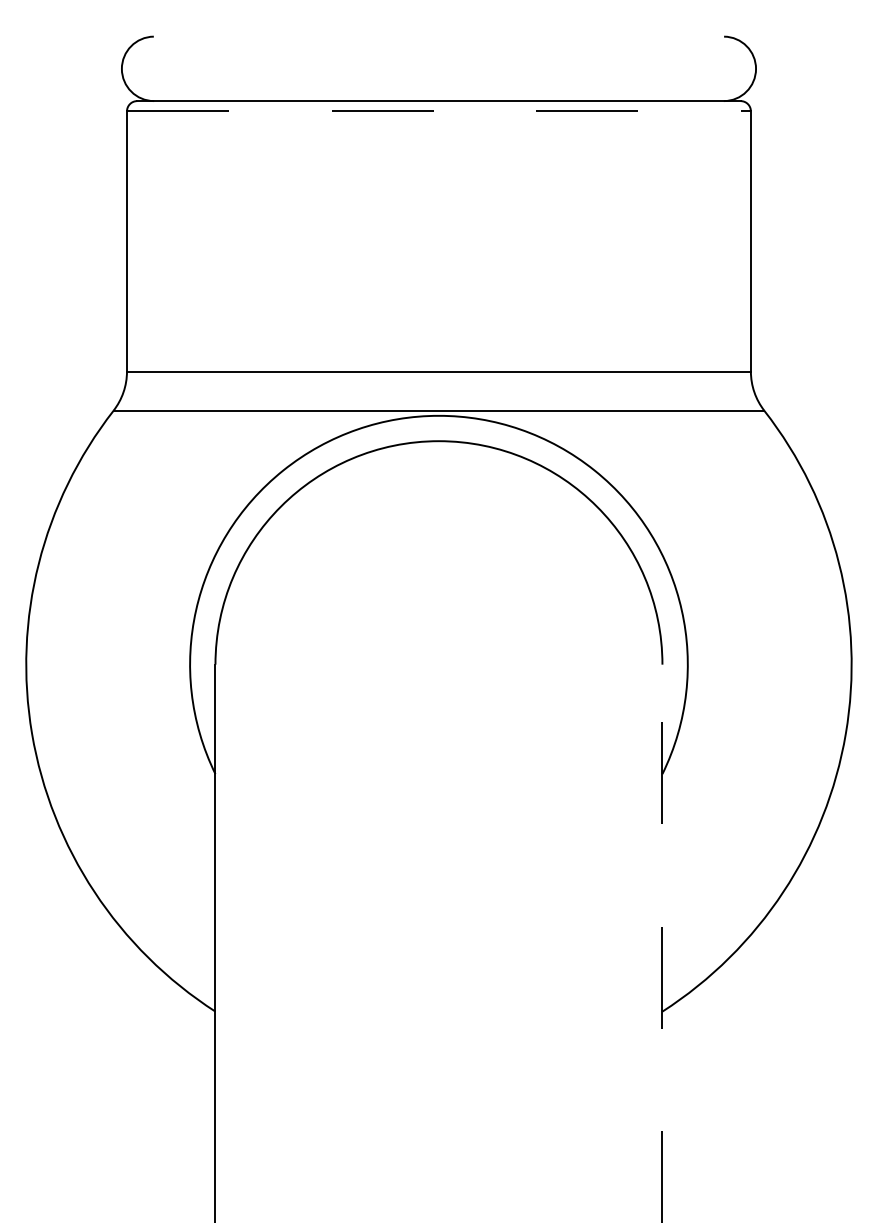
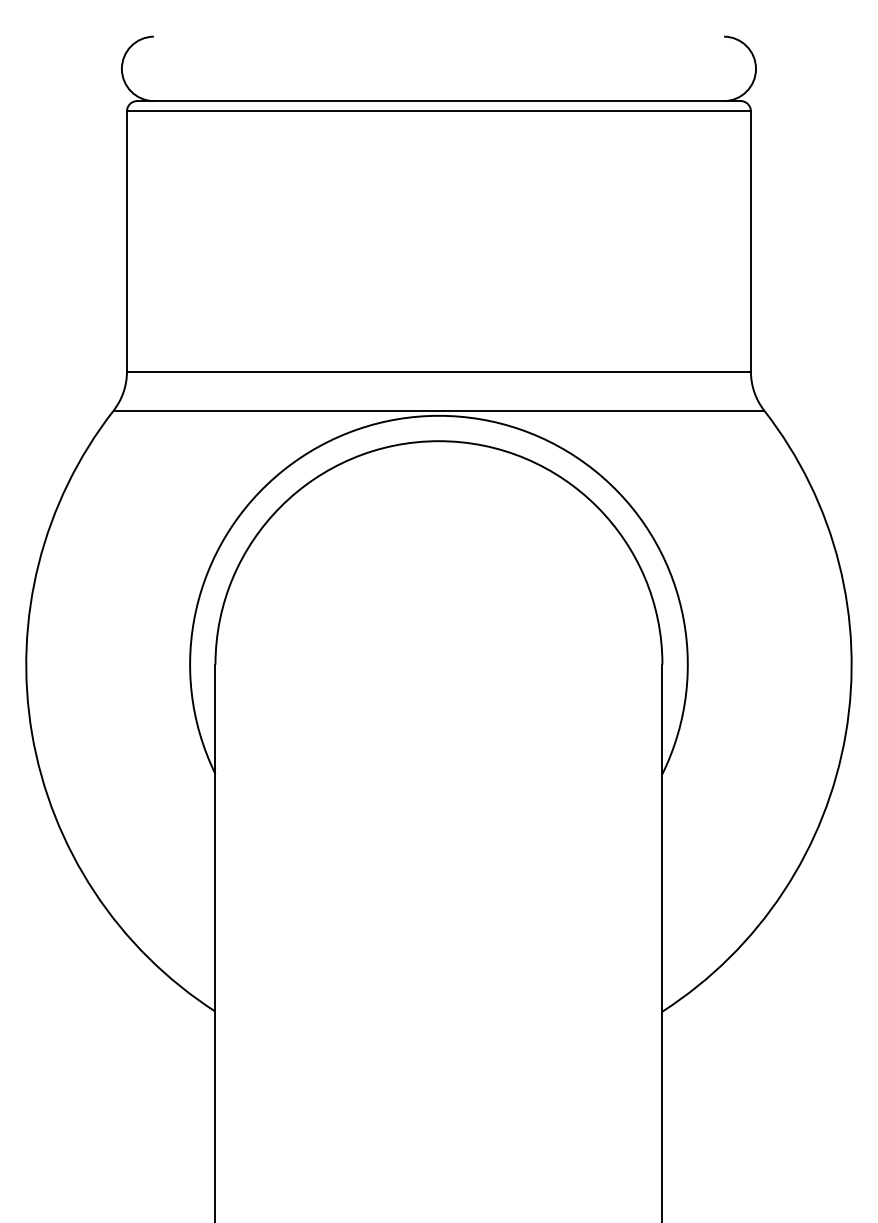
line: dashed -> solid (438, 111)
line: dashed -> solid (662, 943)
